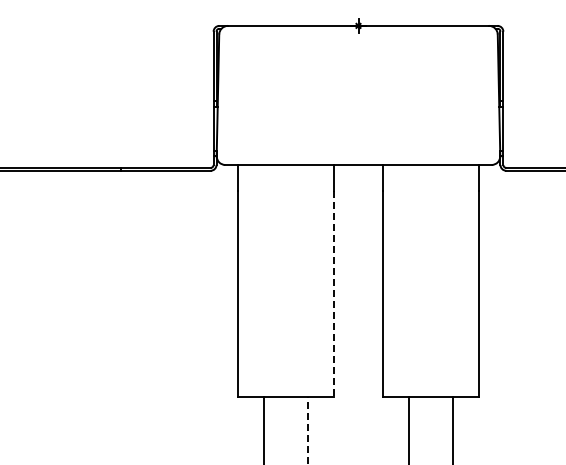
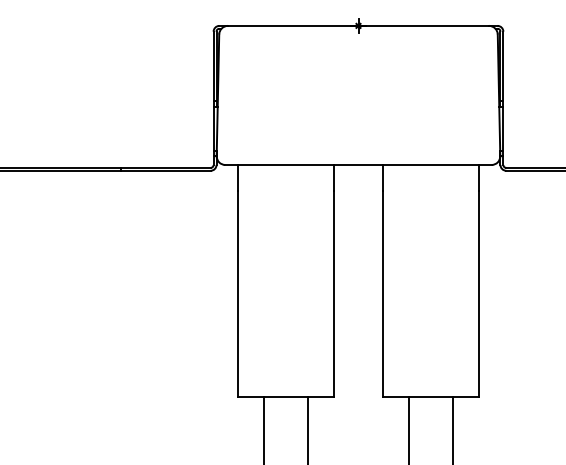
line: dashed -> solid (333, 293)
line: dashed -> solid (307, 430)
